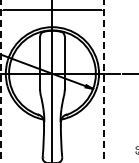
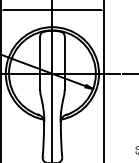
line: dashed -> solid (103, 80)
line: dashed -> solid (1, 81)
